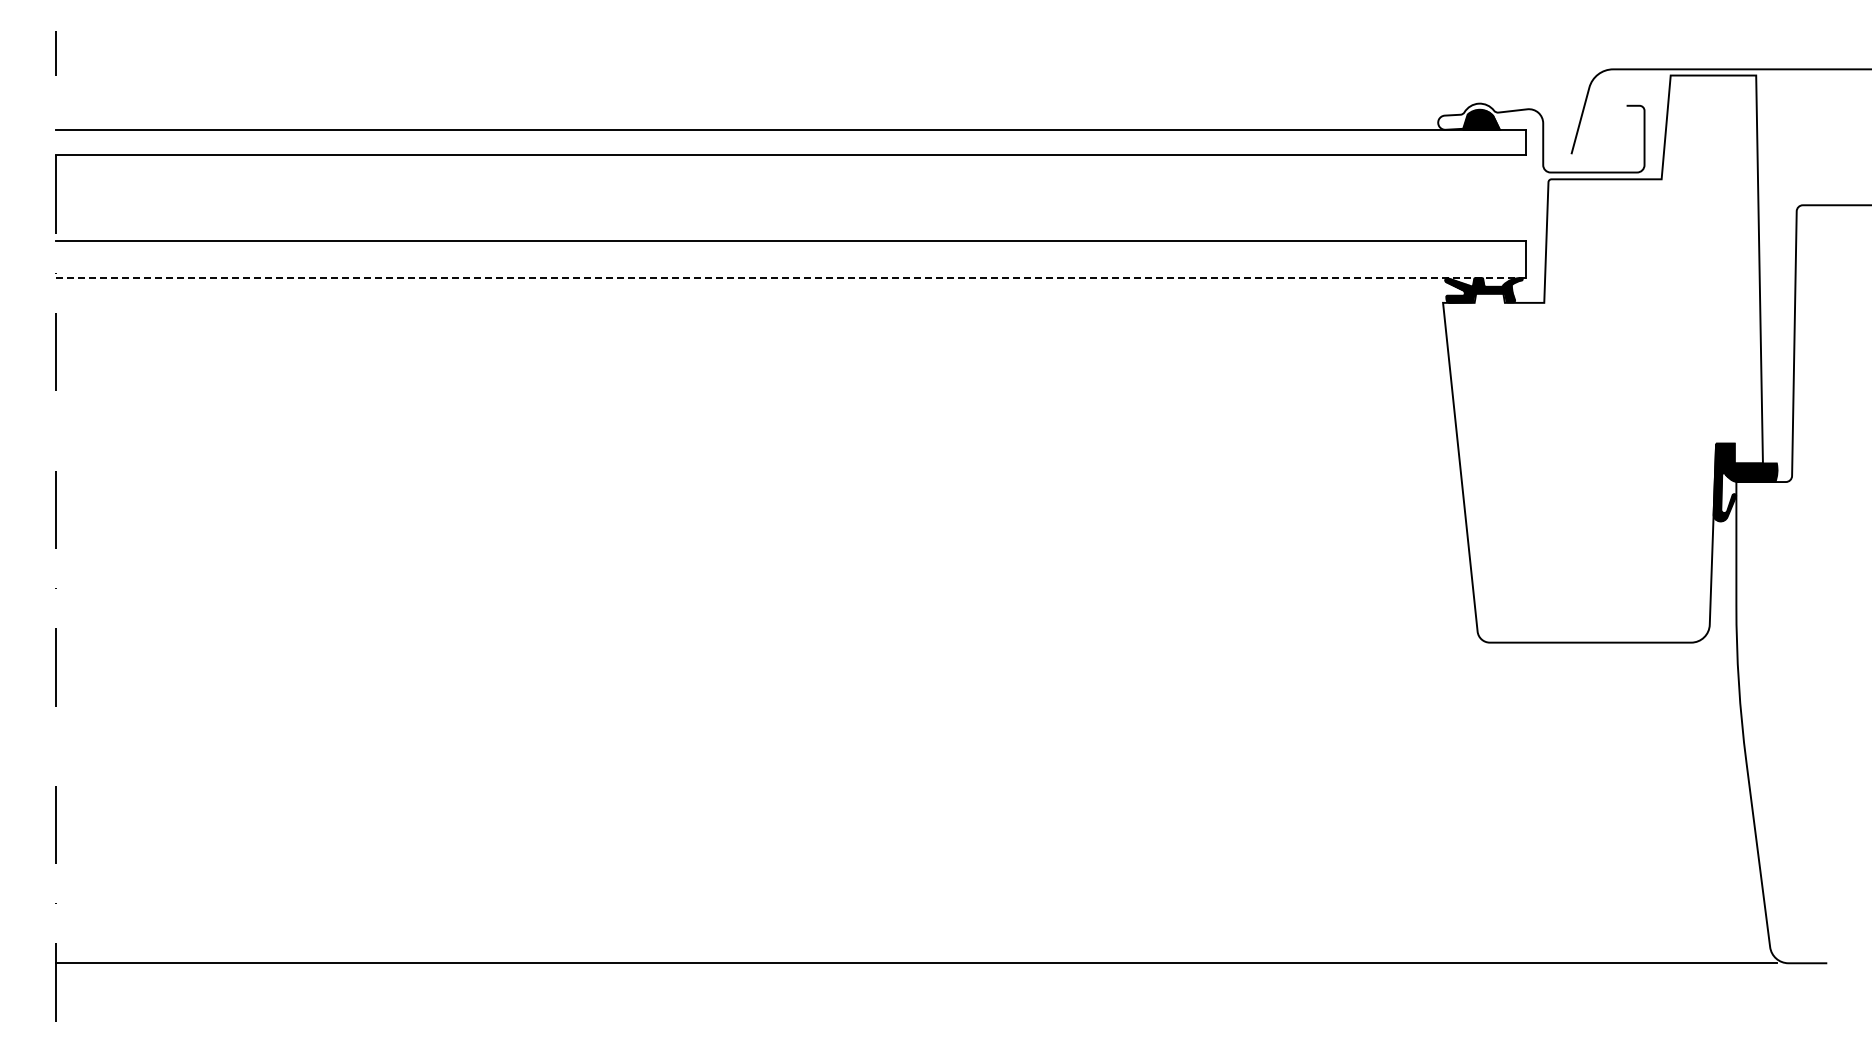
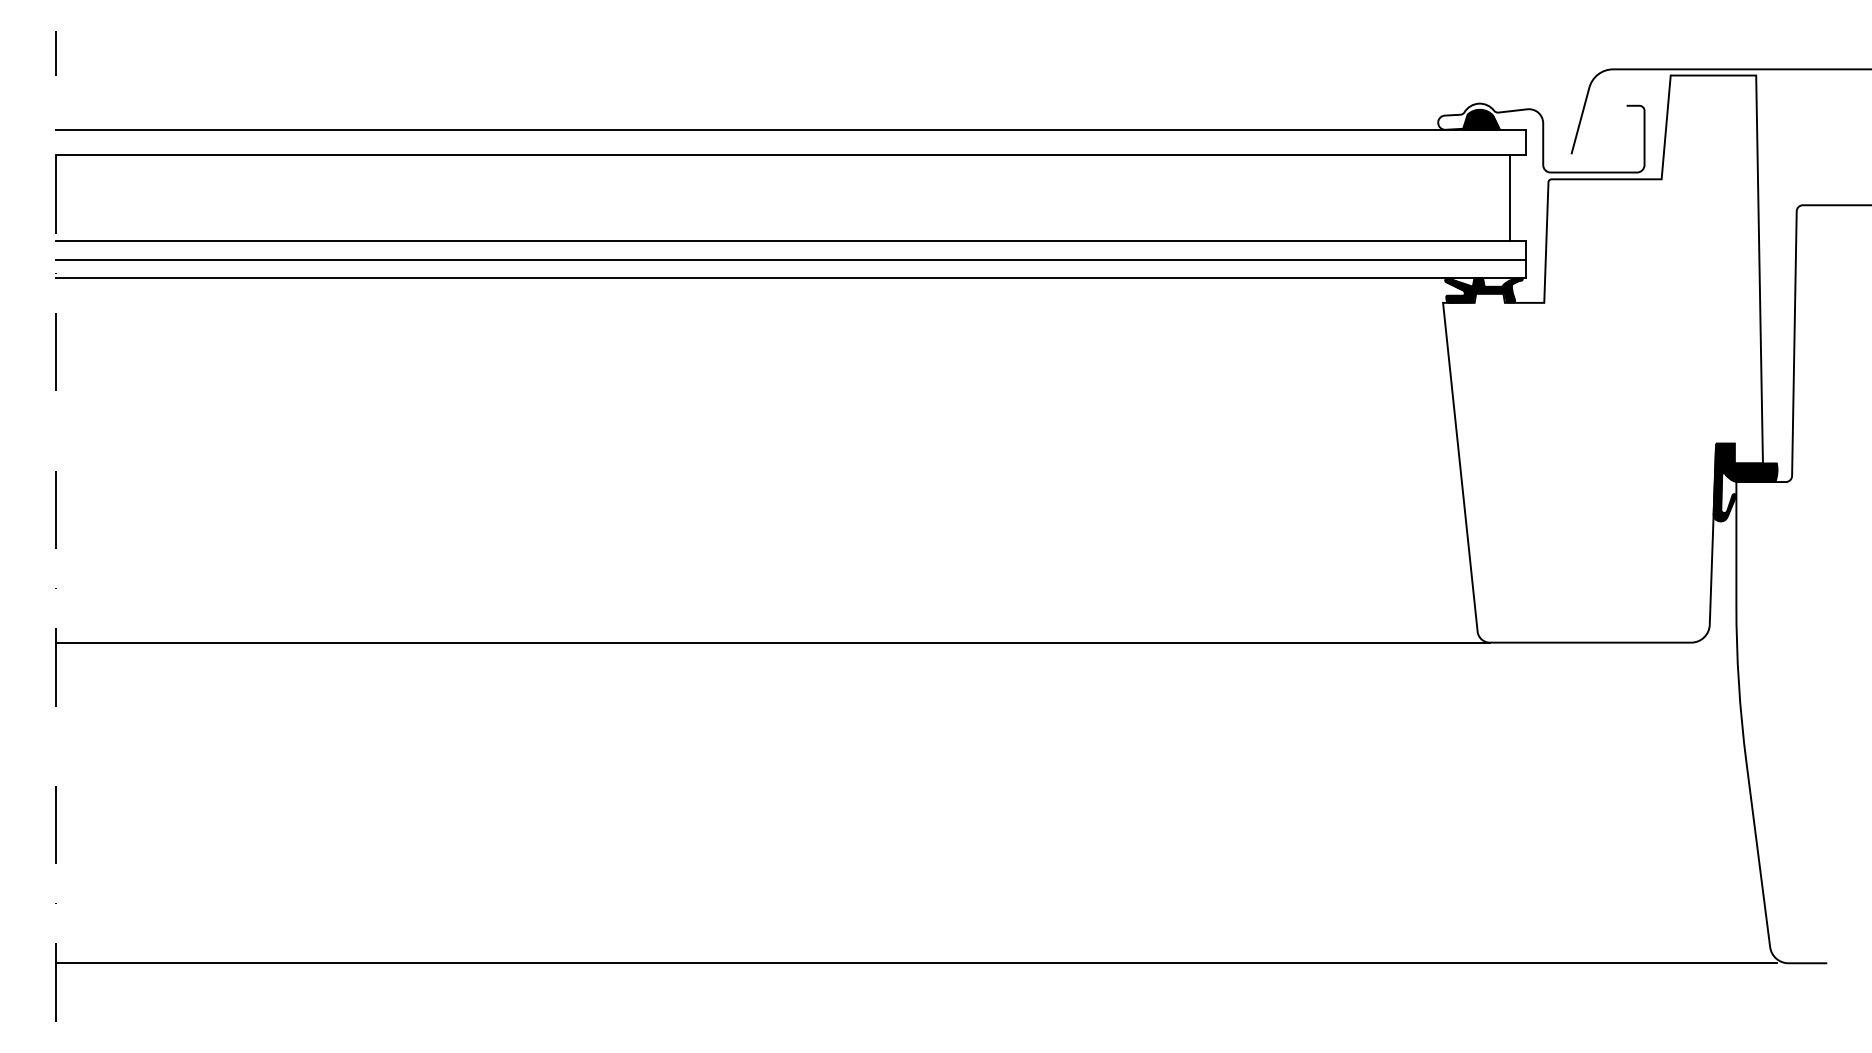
line: none -> present (1510, 197)
line: none -> present (791, 259)
line: dashed -> solid (790, 278)
line: none -> present (772, 642)
